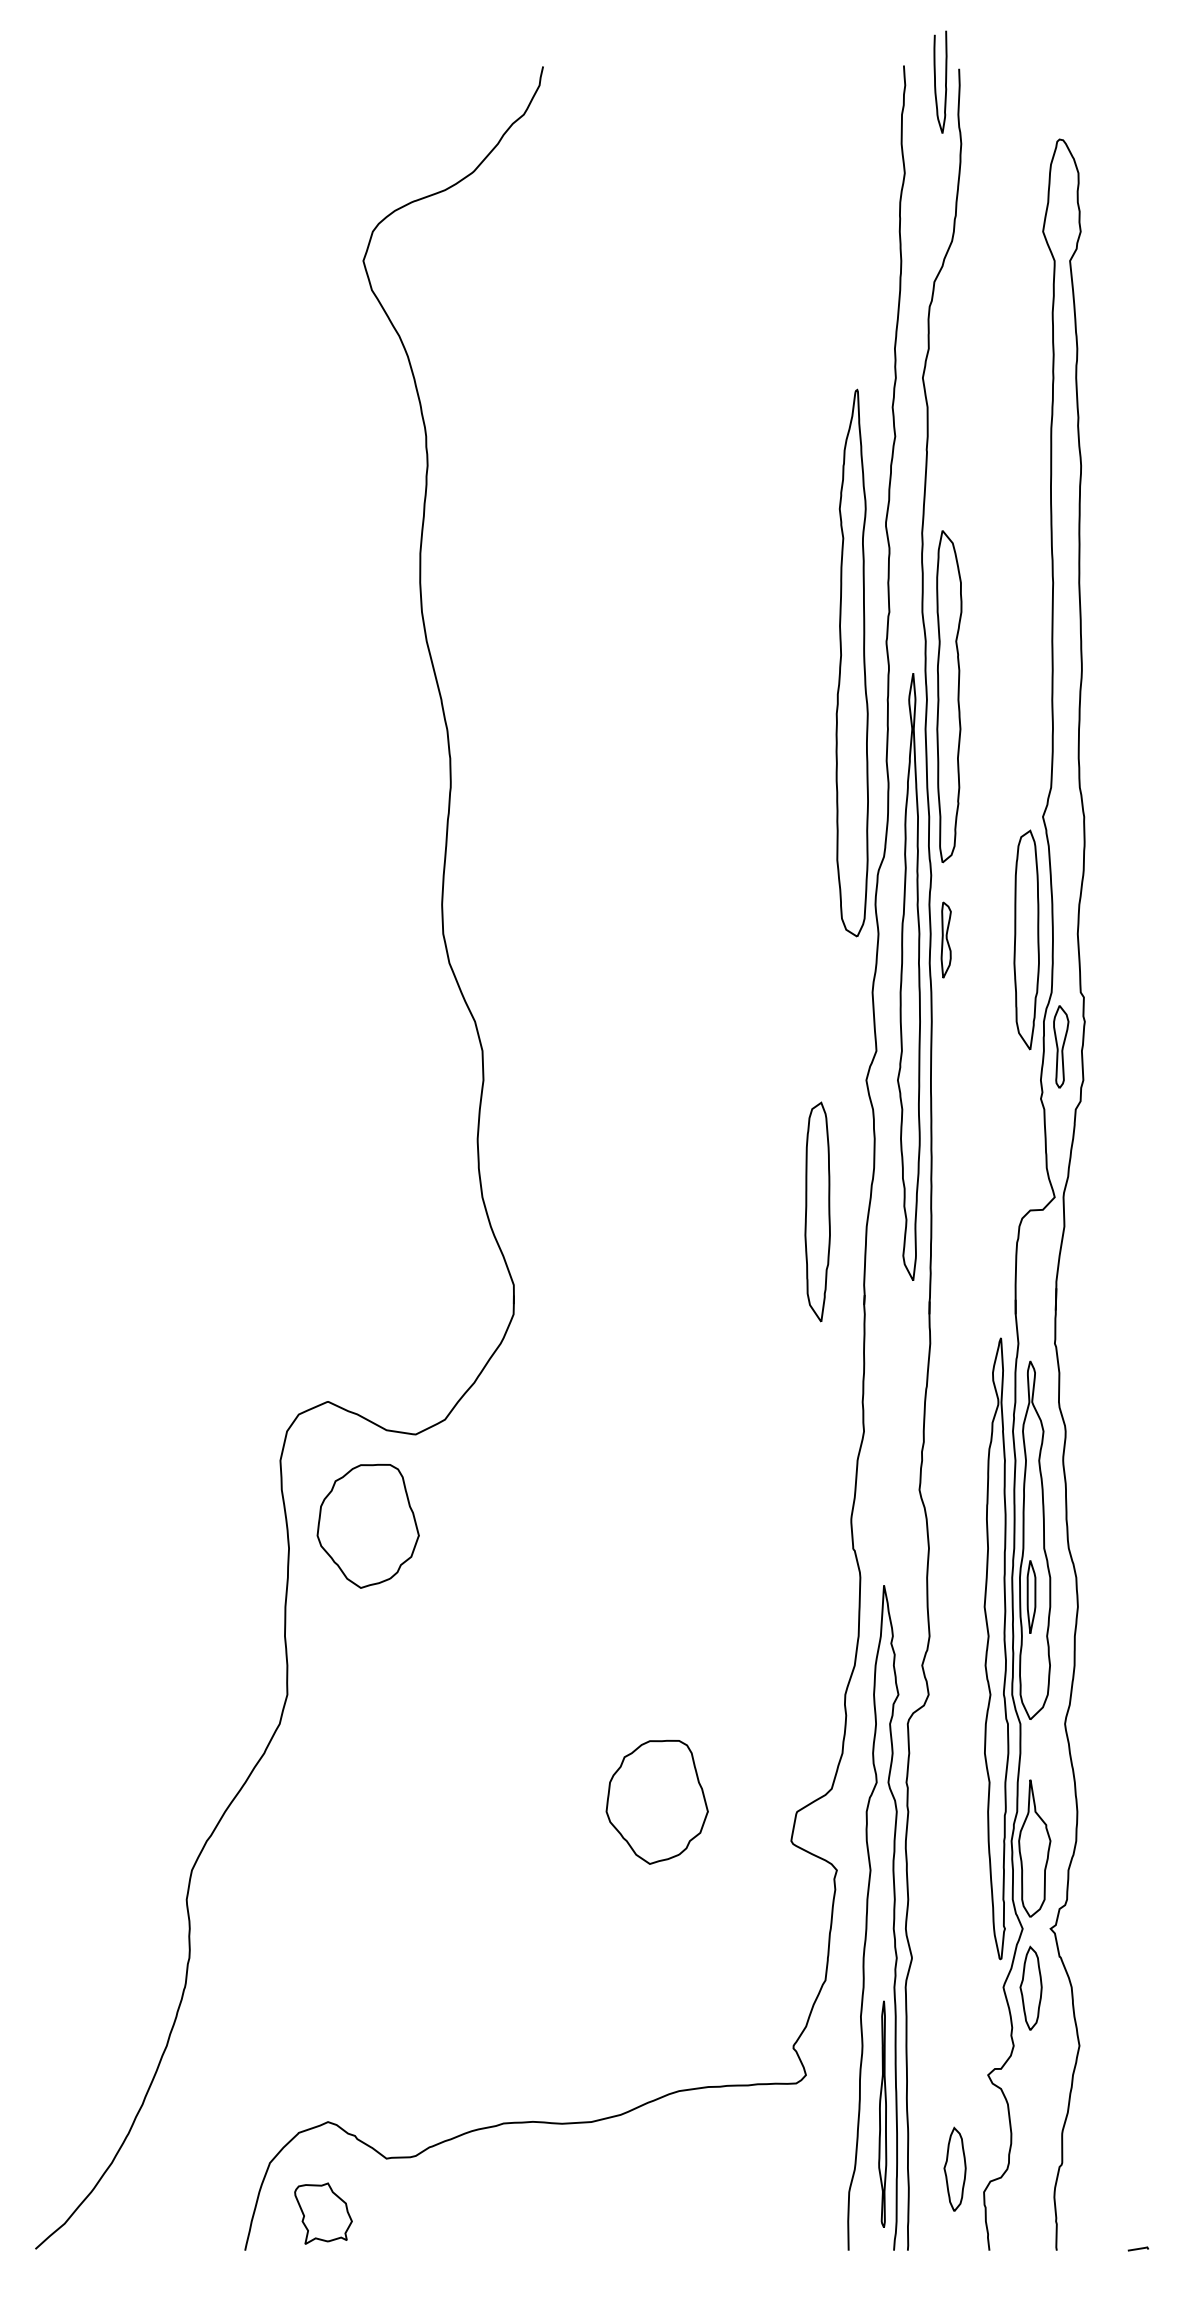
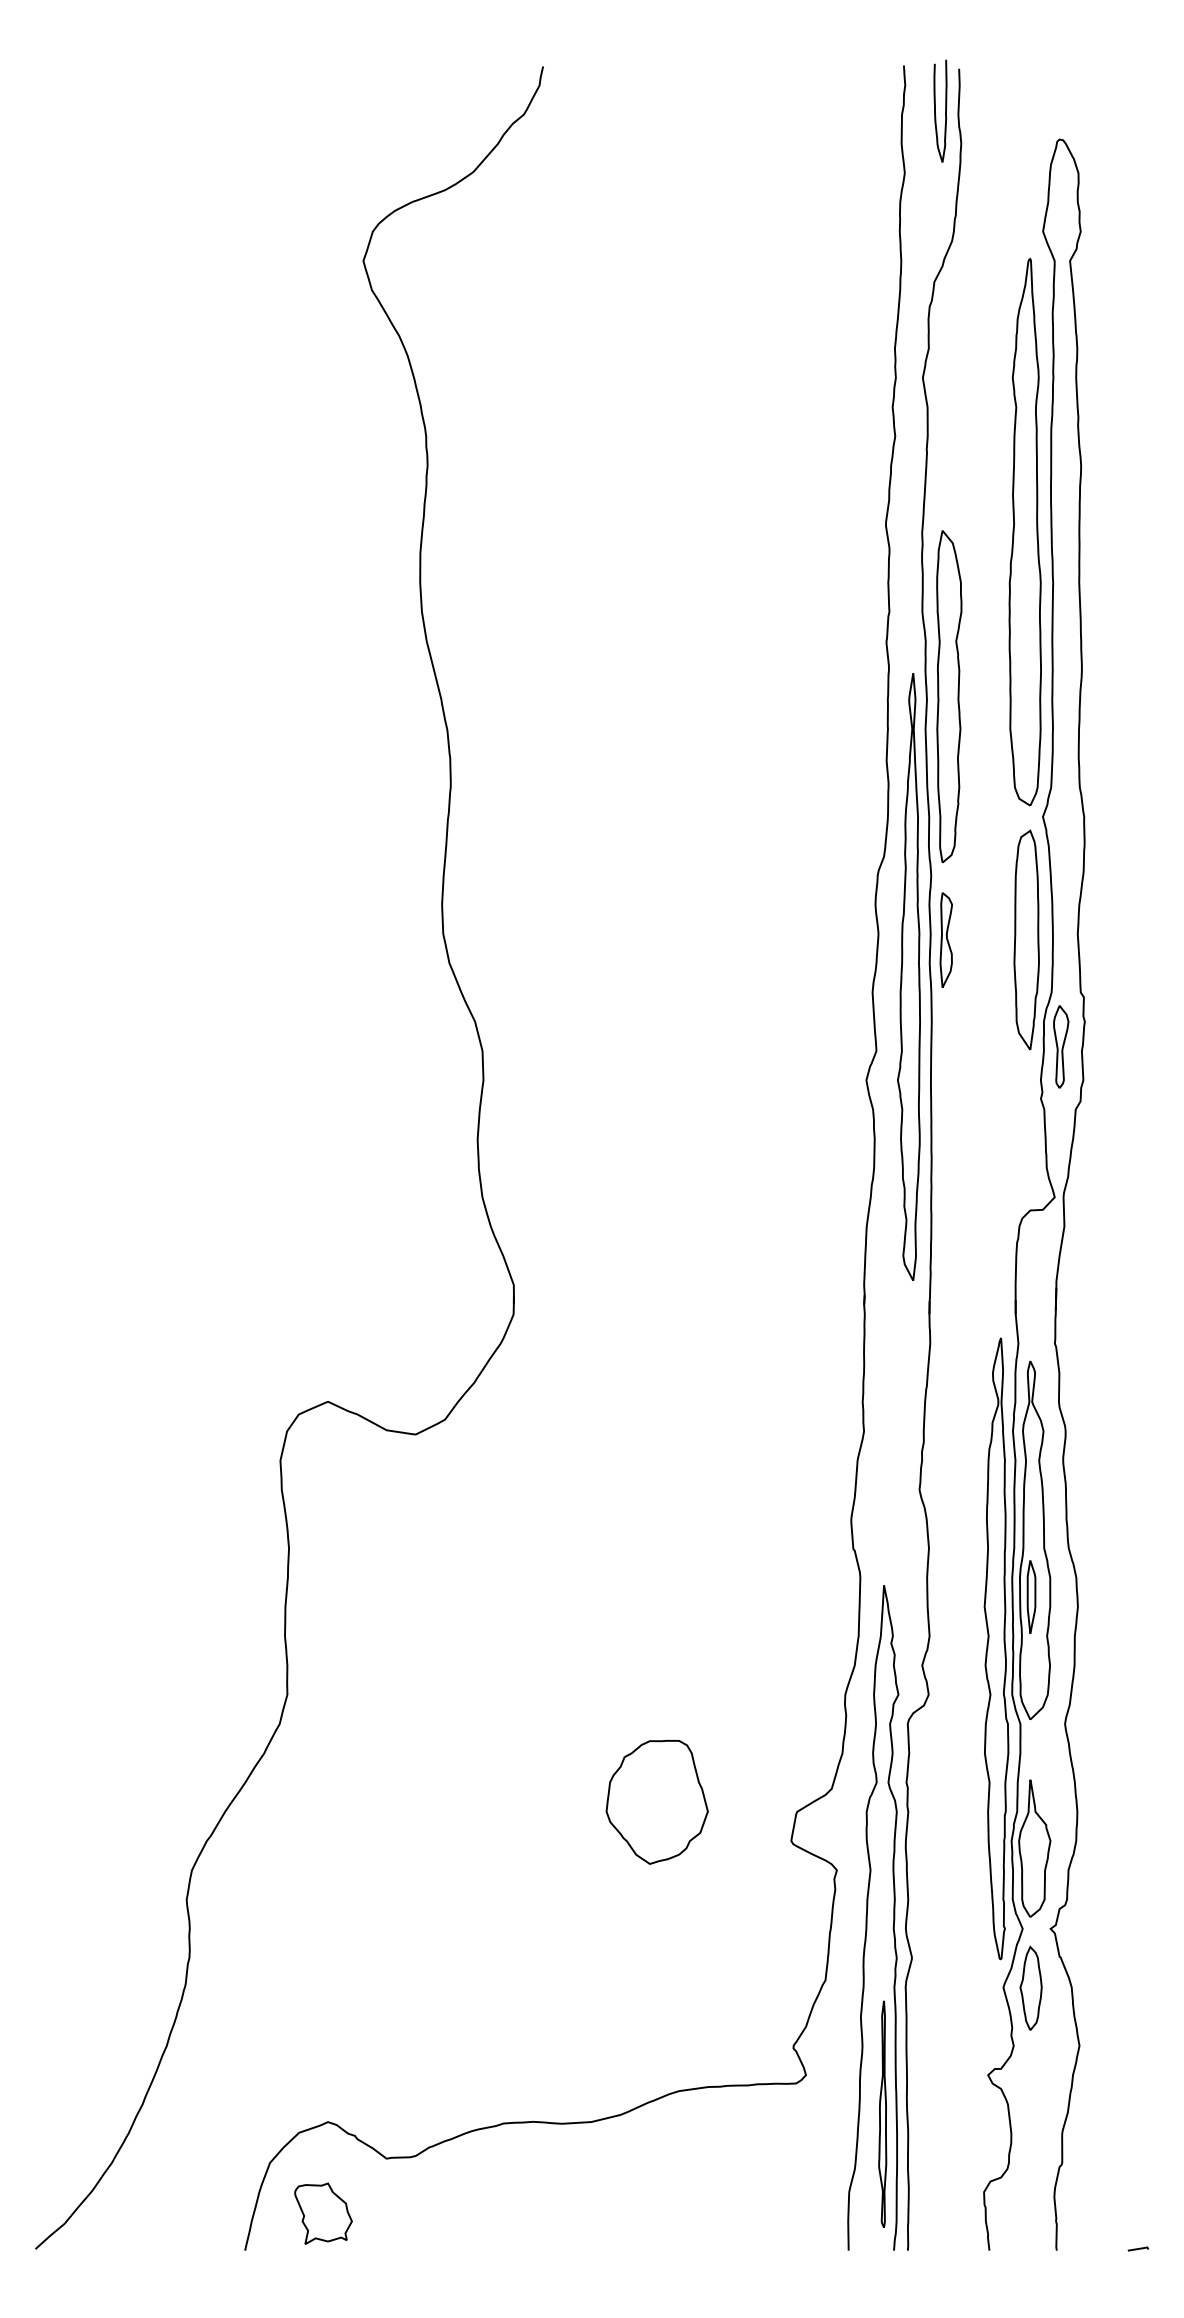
curve position: (935, 81) -> (935, 110) (935, 110)
part position: (851, 662) -> (1024, 531) (1024, 531)
part size: 12x78 px -> 14x96 px (945, 939)
part: present -> none (817, 1211)
part: present -> none (367, 1525)
part: present -> none (954, 2168)
